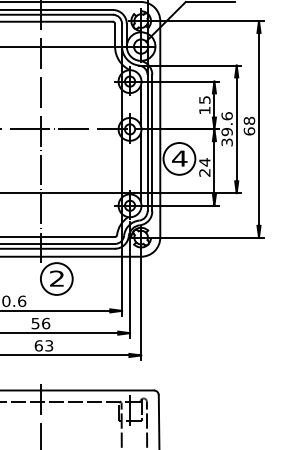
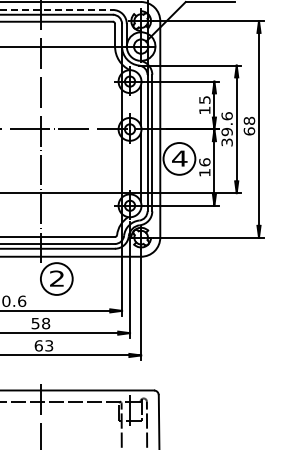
line: solid -> dashed (56, 9)
text: 24 -> 16 (204, 167)
text: 56 -> 58 (46, 323)
